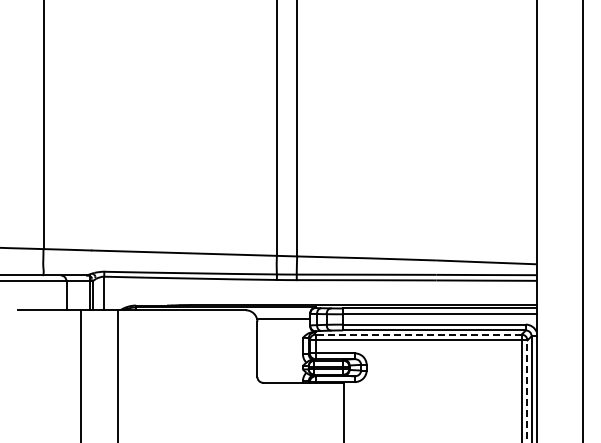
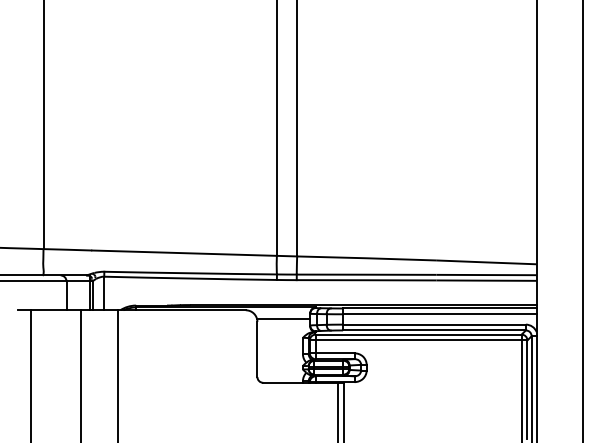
line: dashed -> solid (418, 334)
line: none -> present (30, 374)
line: dashed -> solid (527, 388)
line: none -> present (338, 410)
